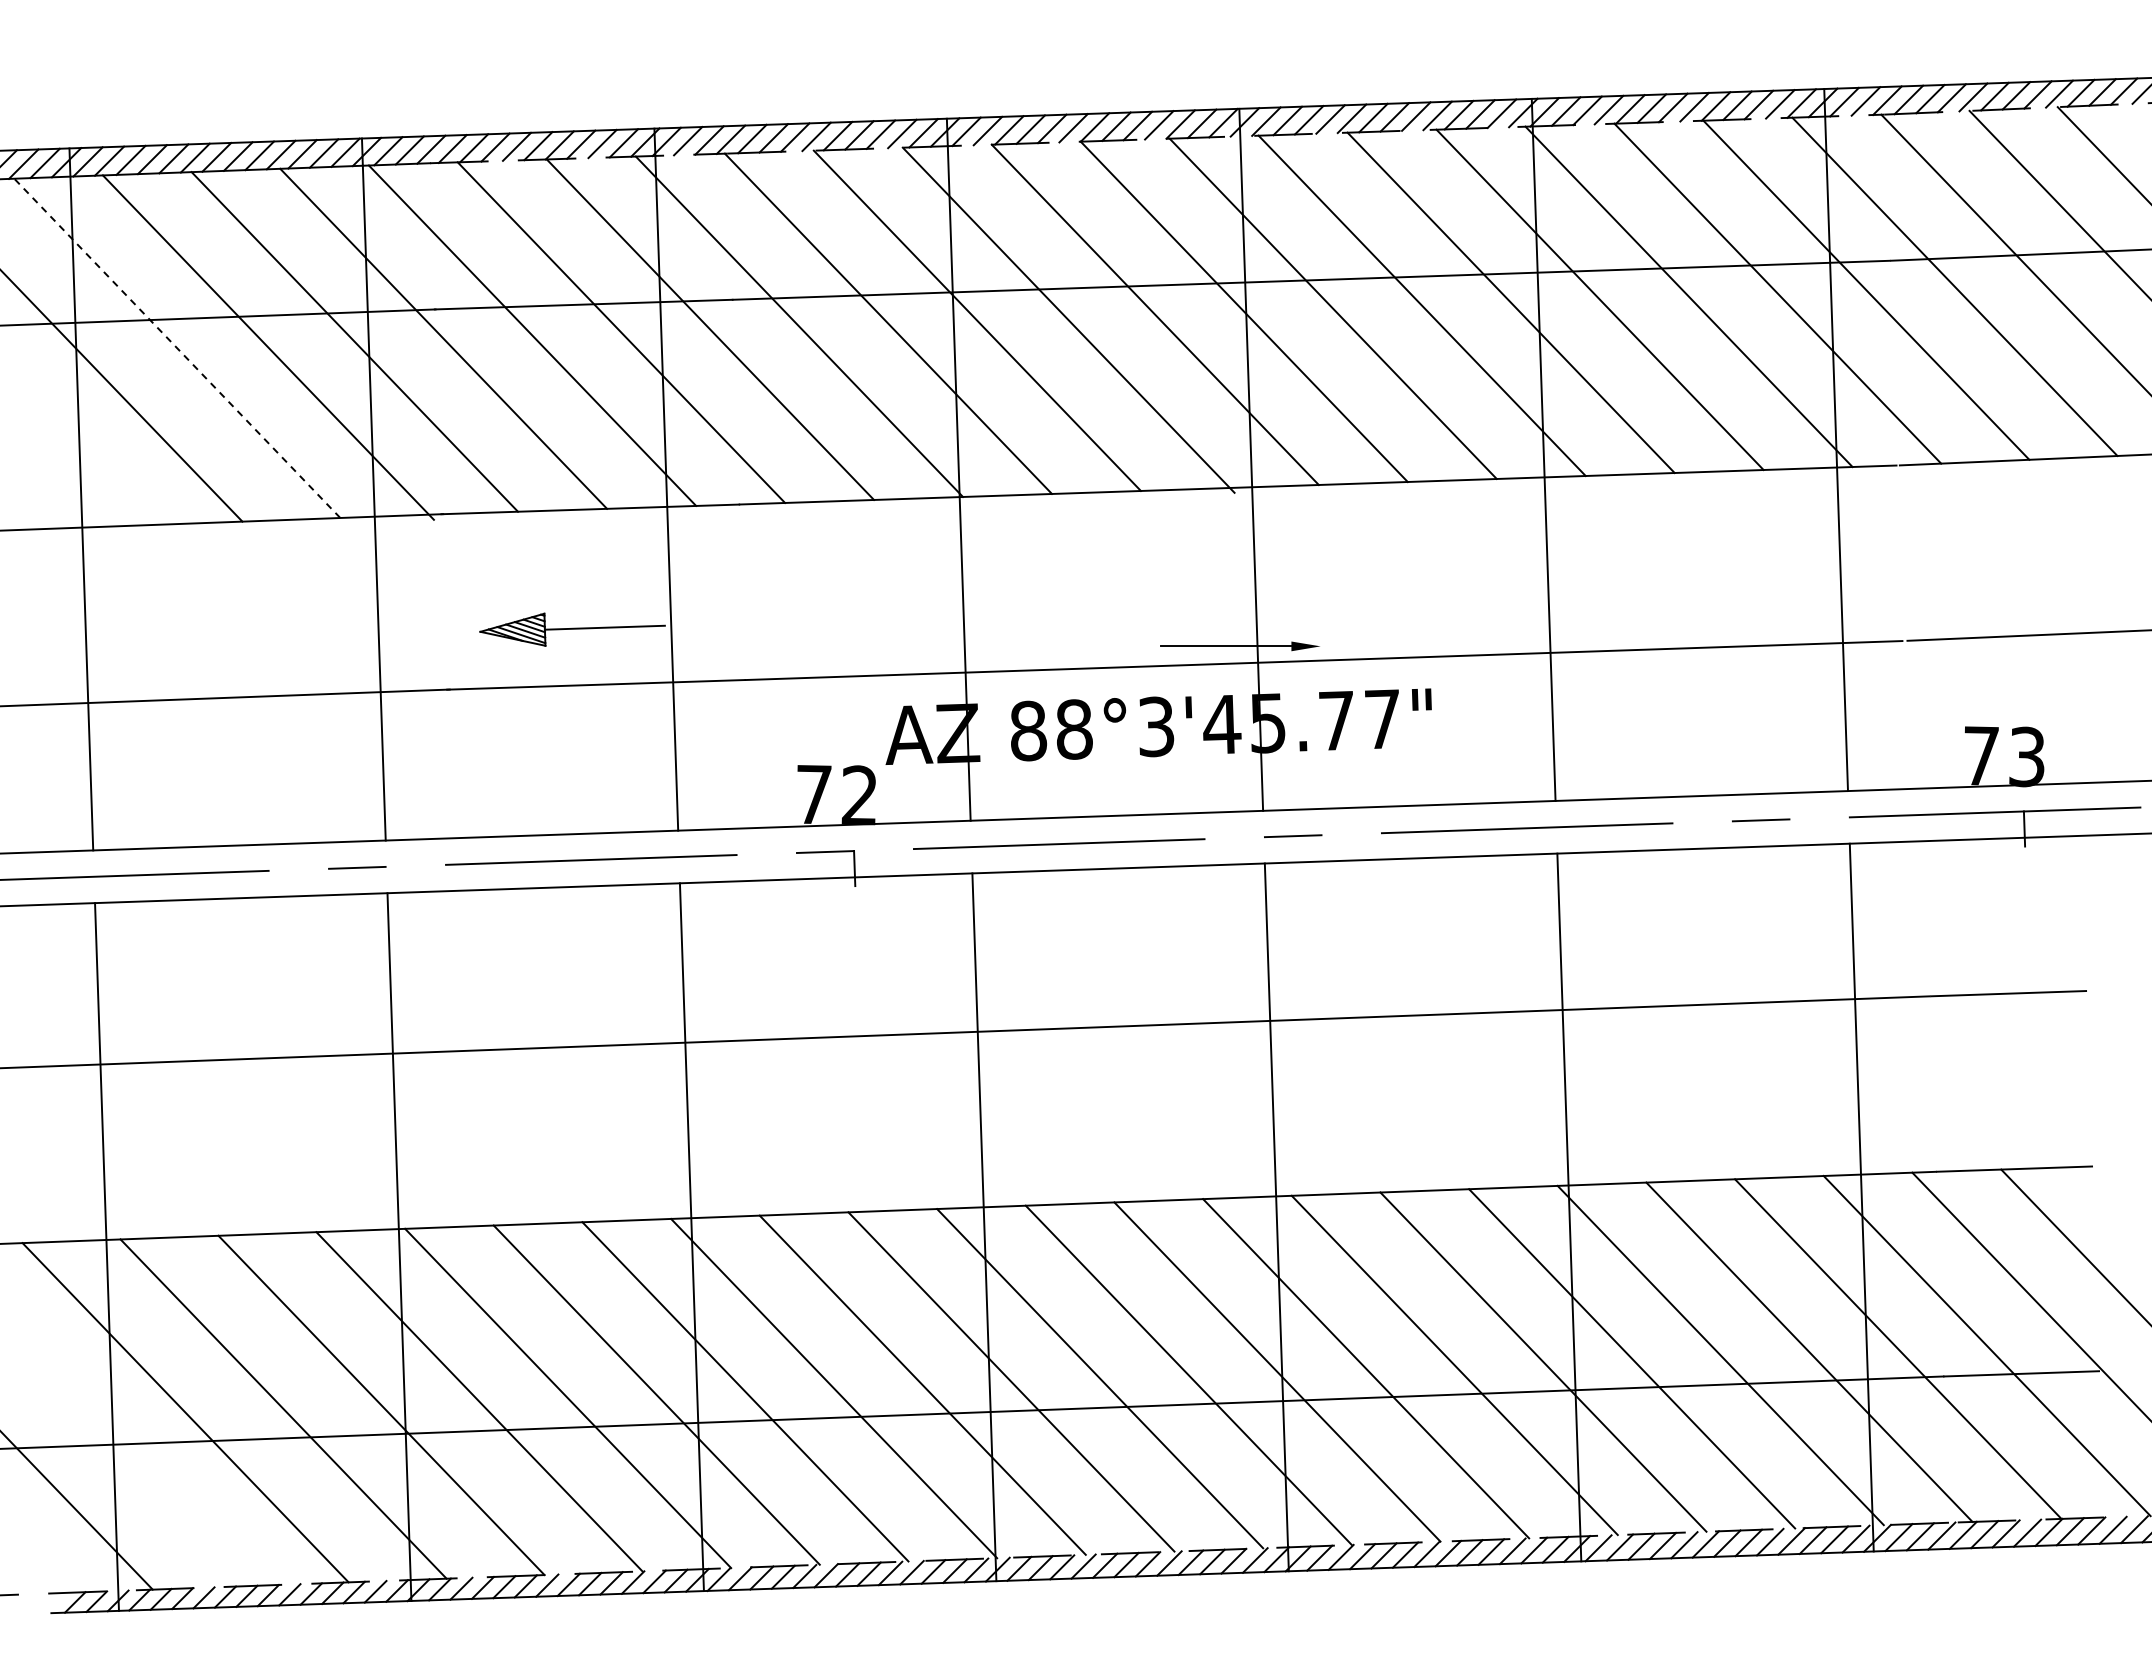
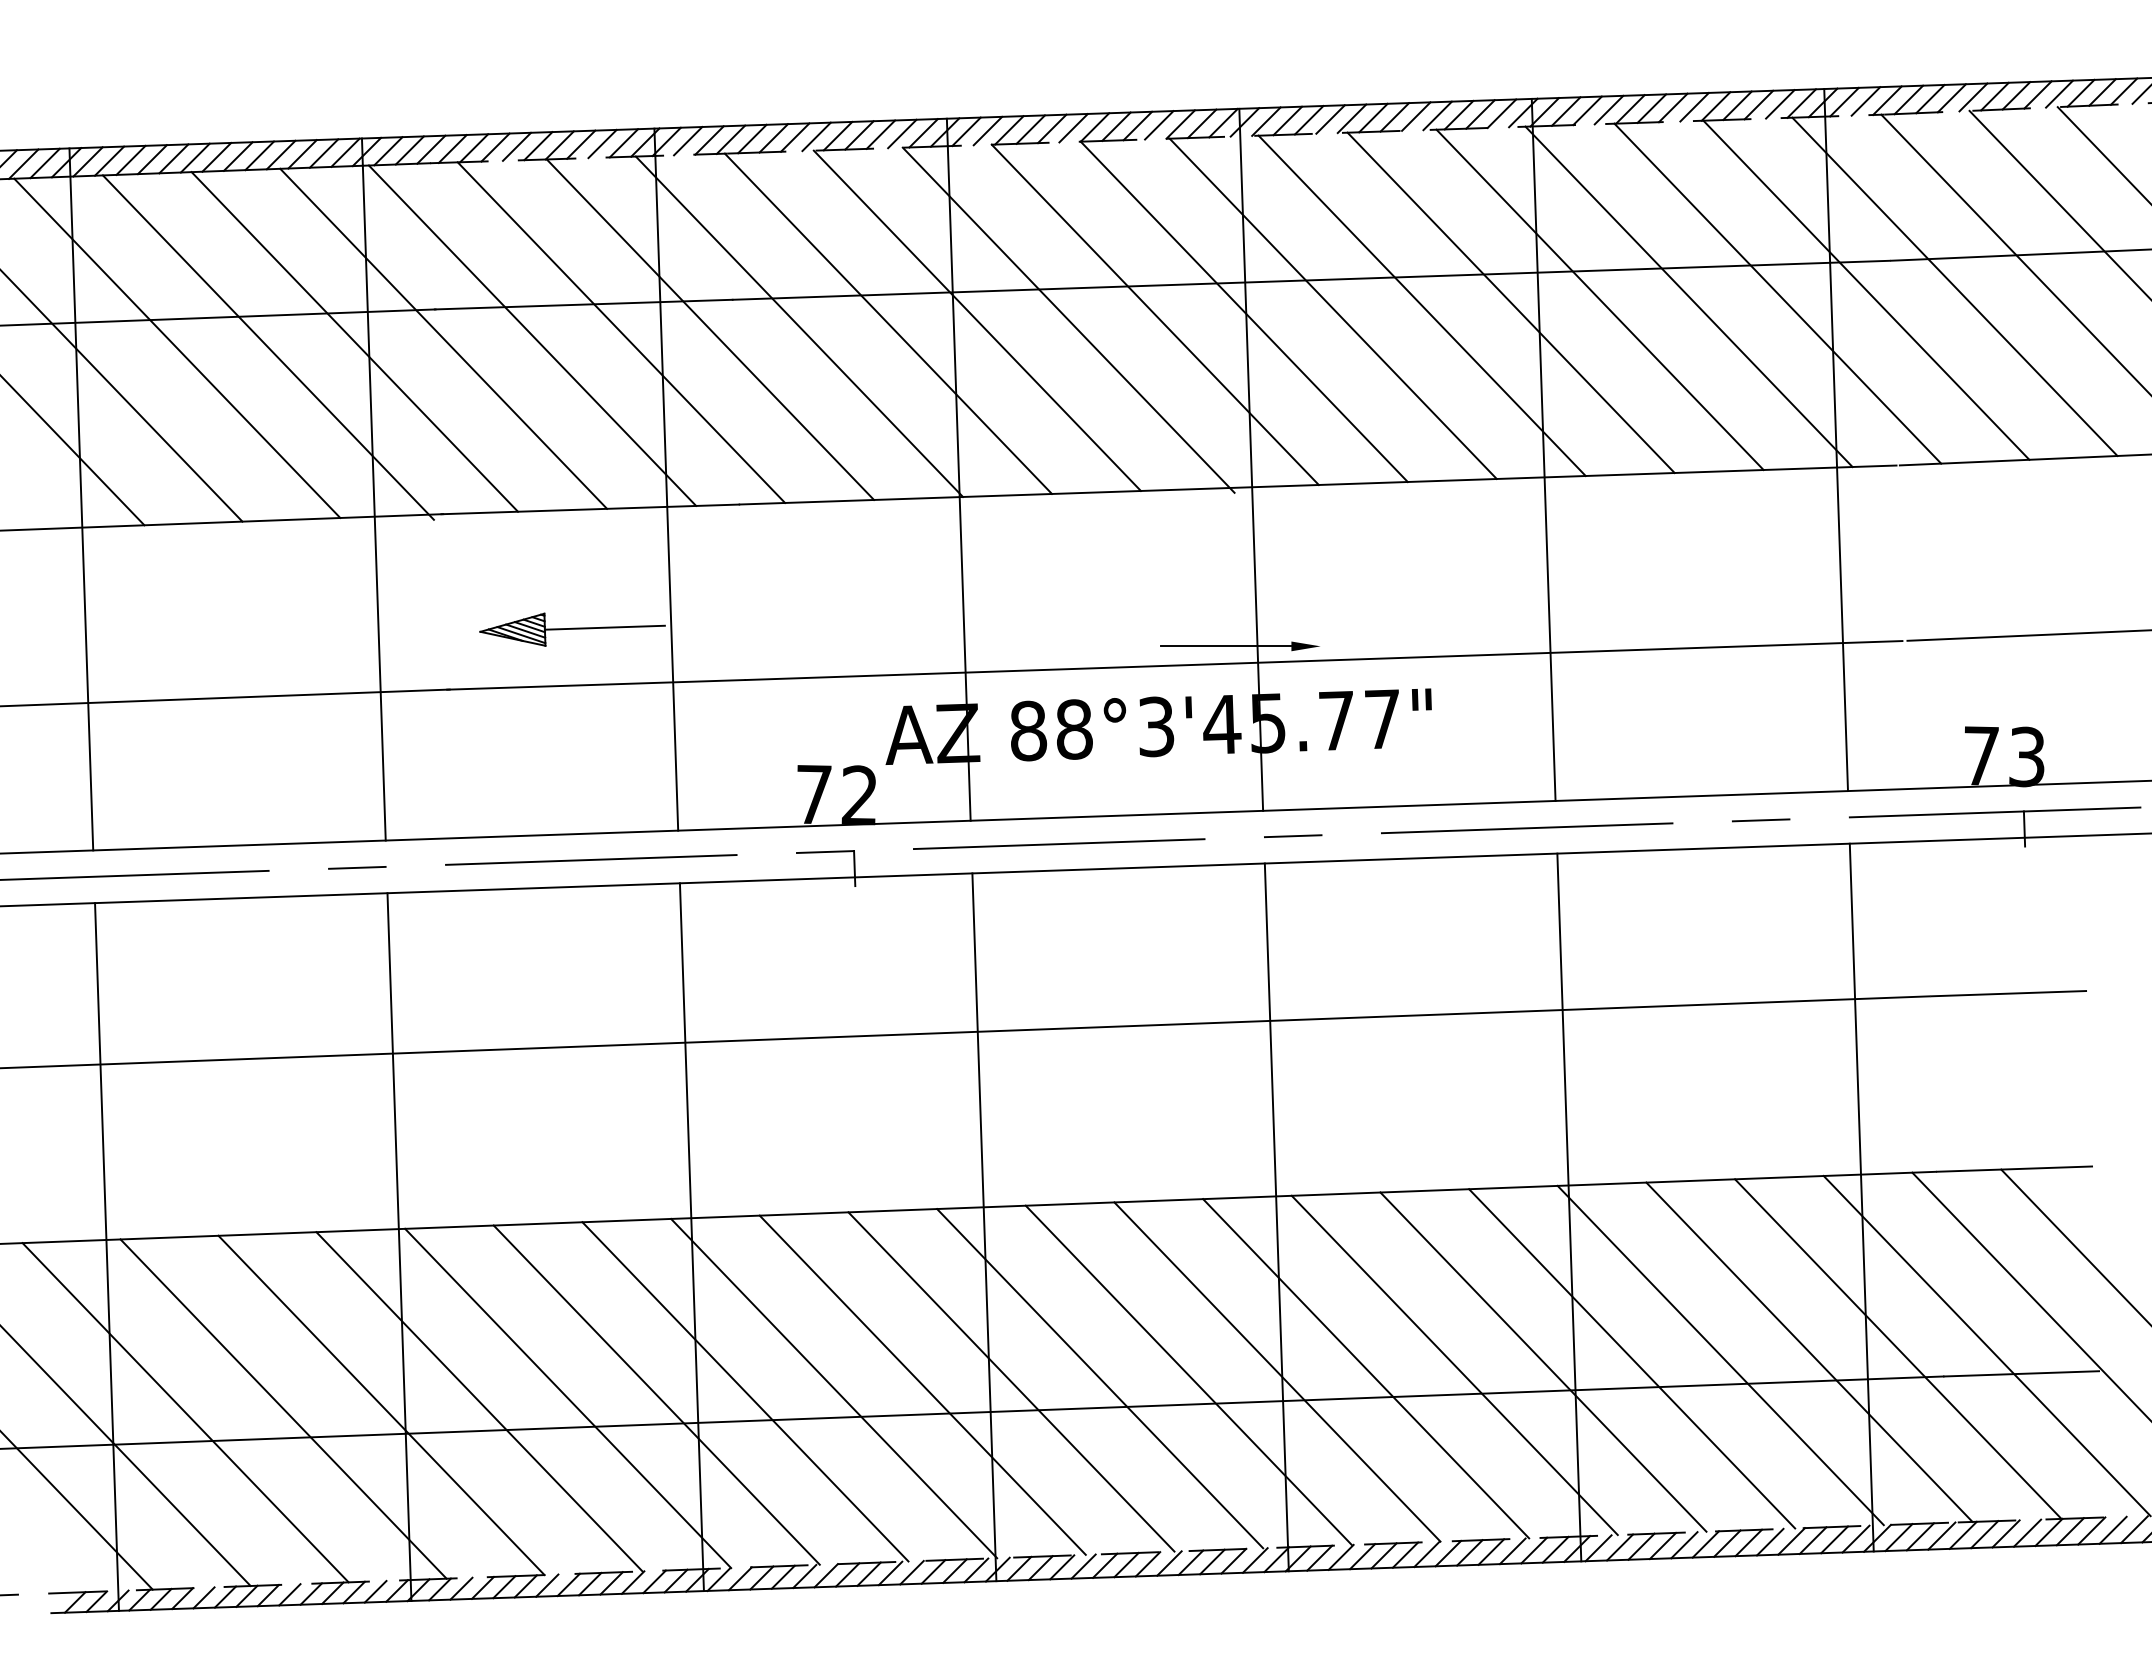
line: dashed -> solid (176, 347)
line: none -> present (73, 451)
line: none -> present (126, 1456)
